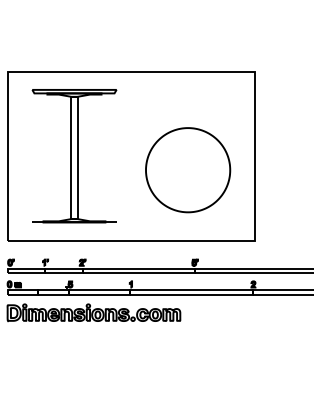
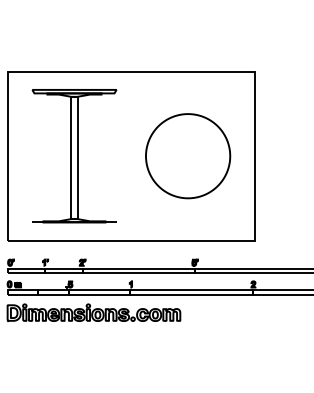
part position: (188, 170) -> (188, 156) (188, 156)
